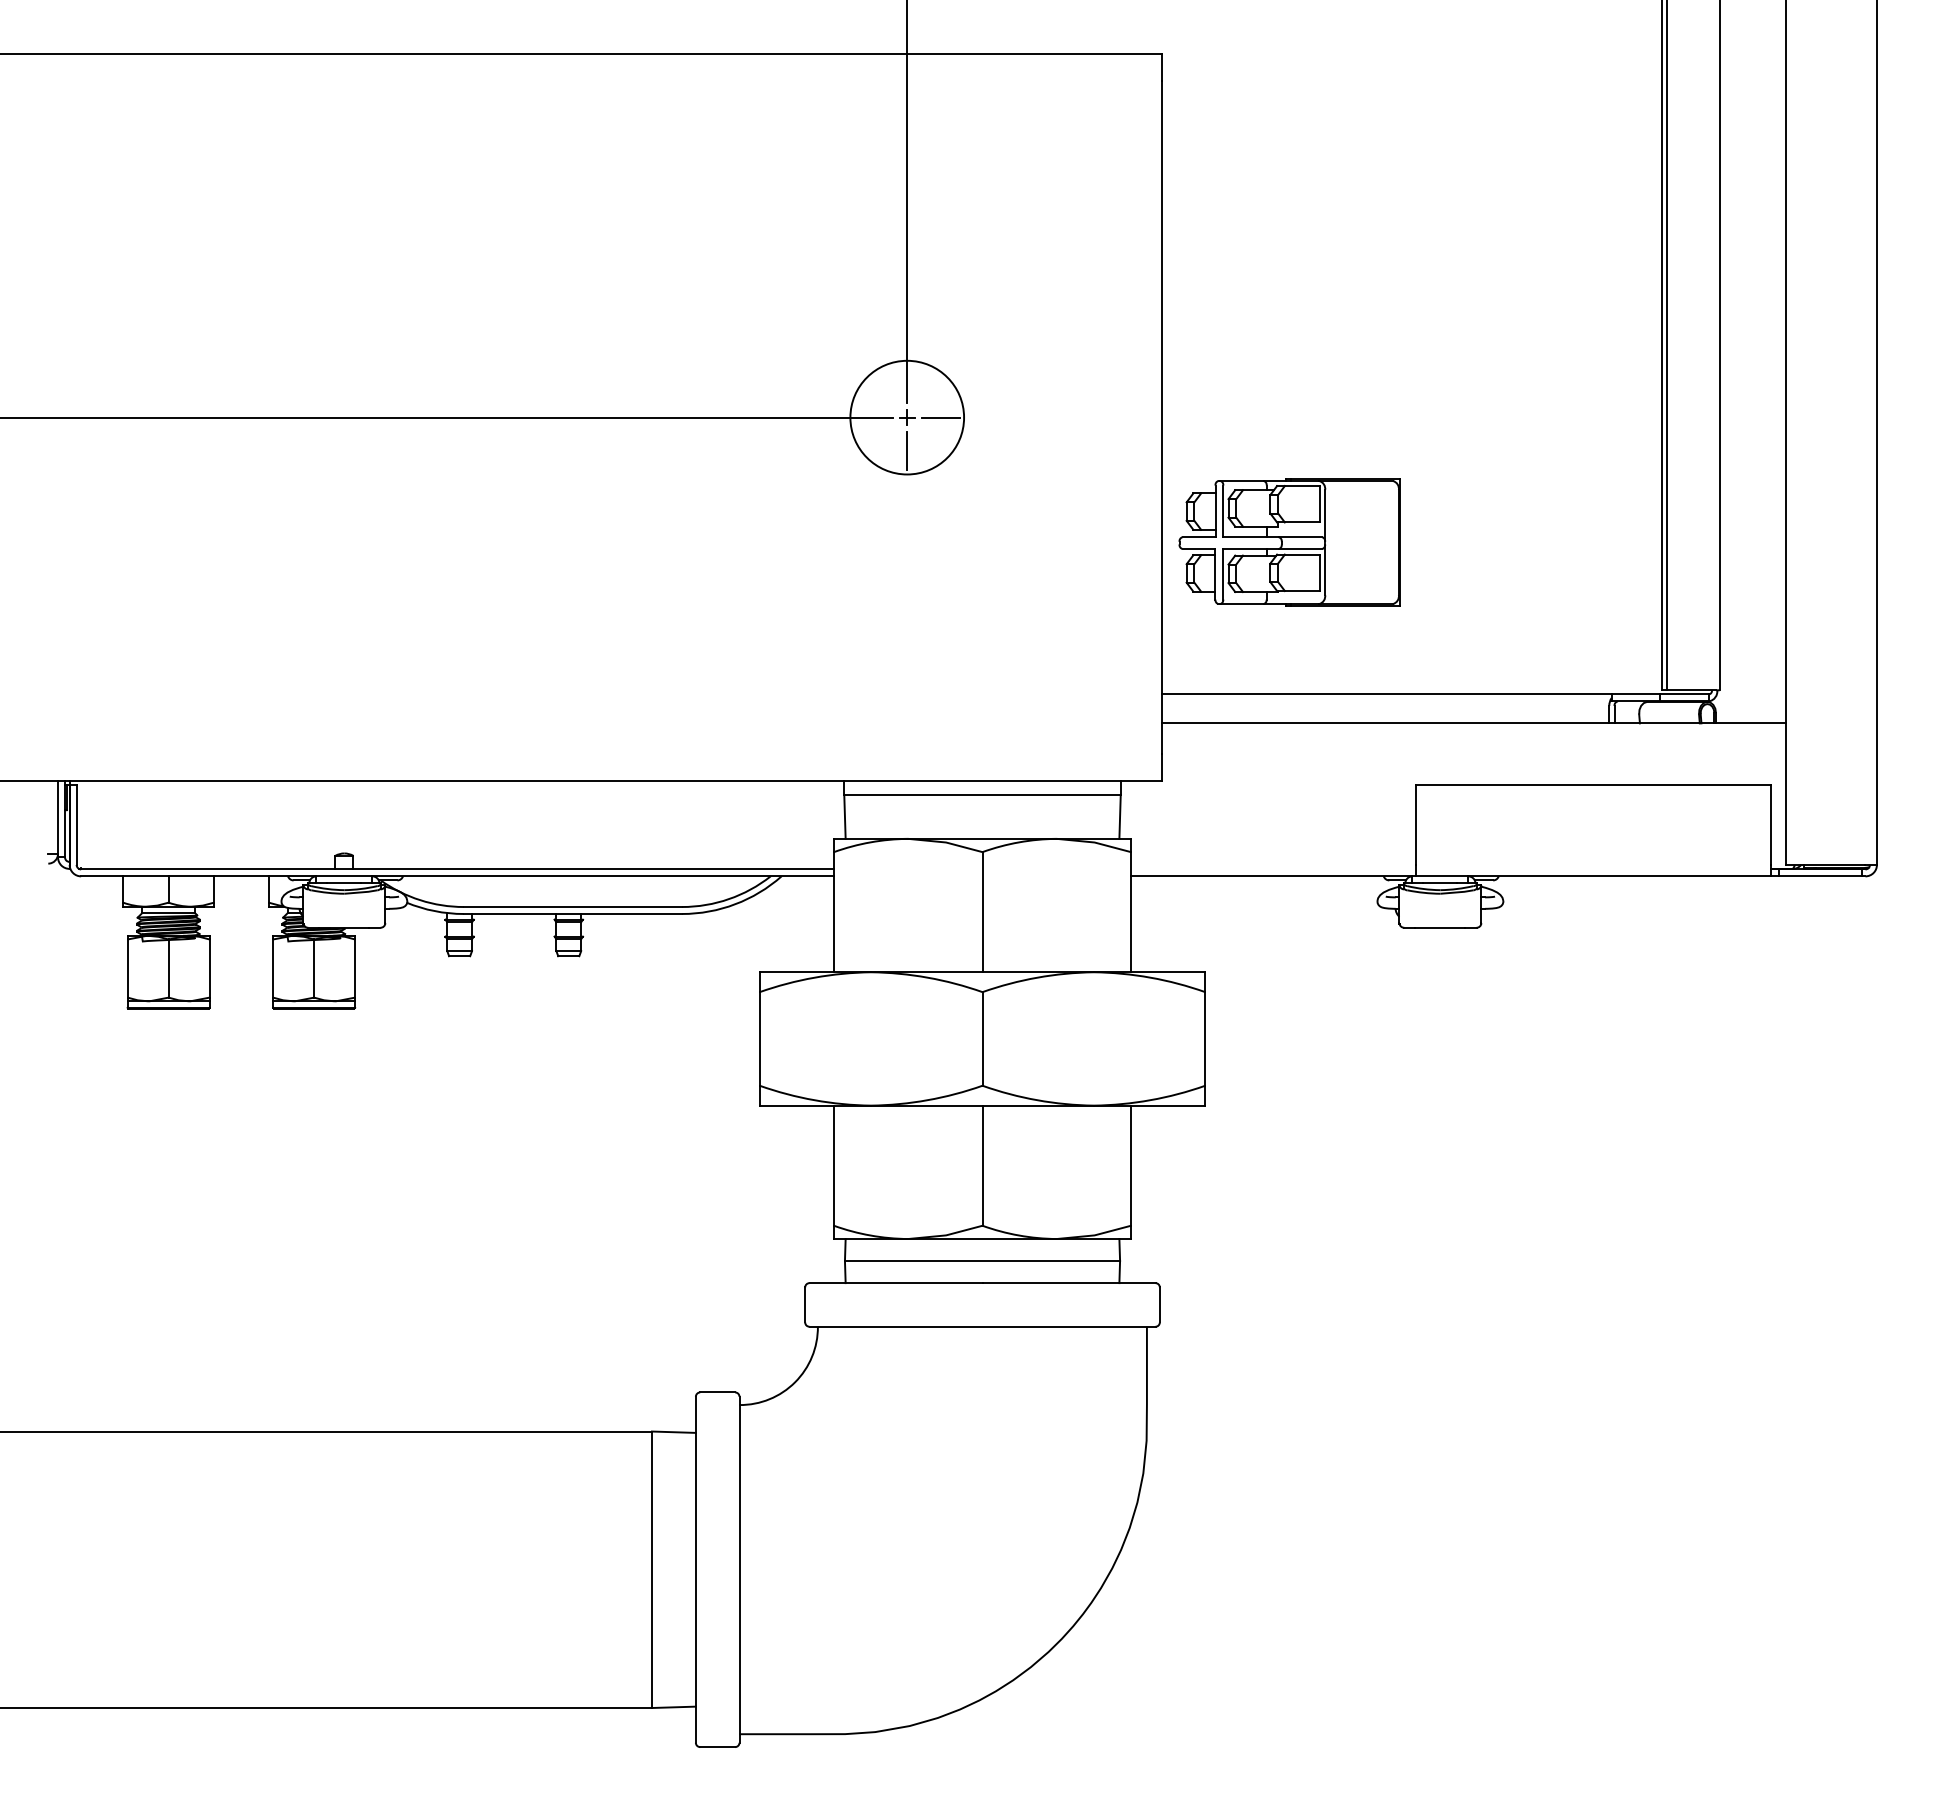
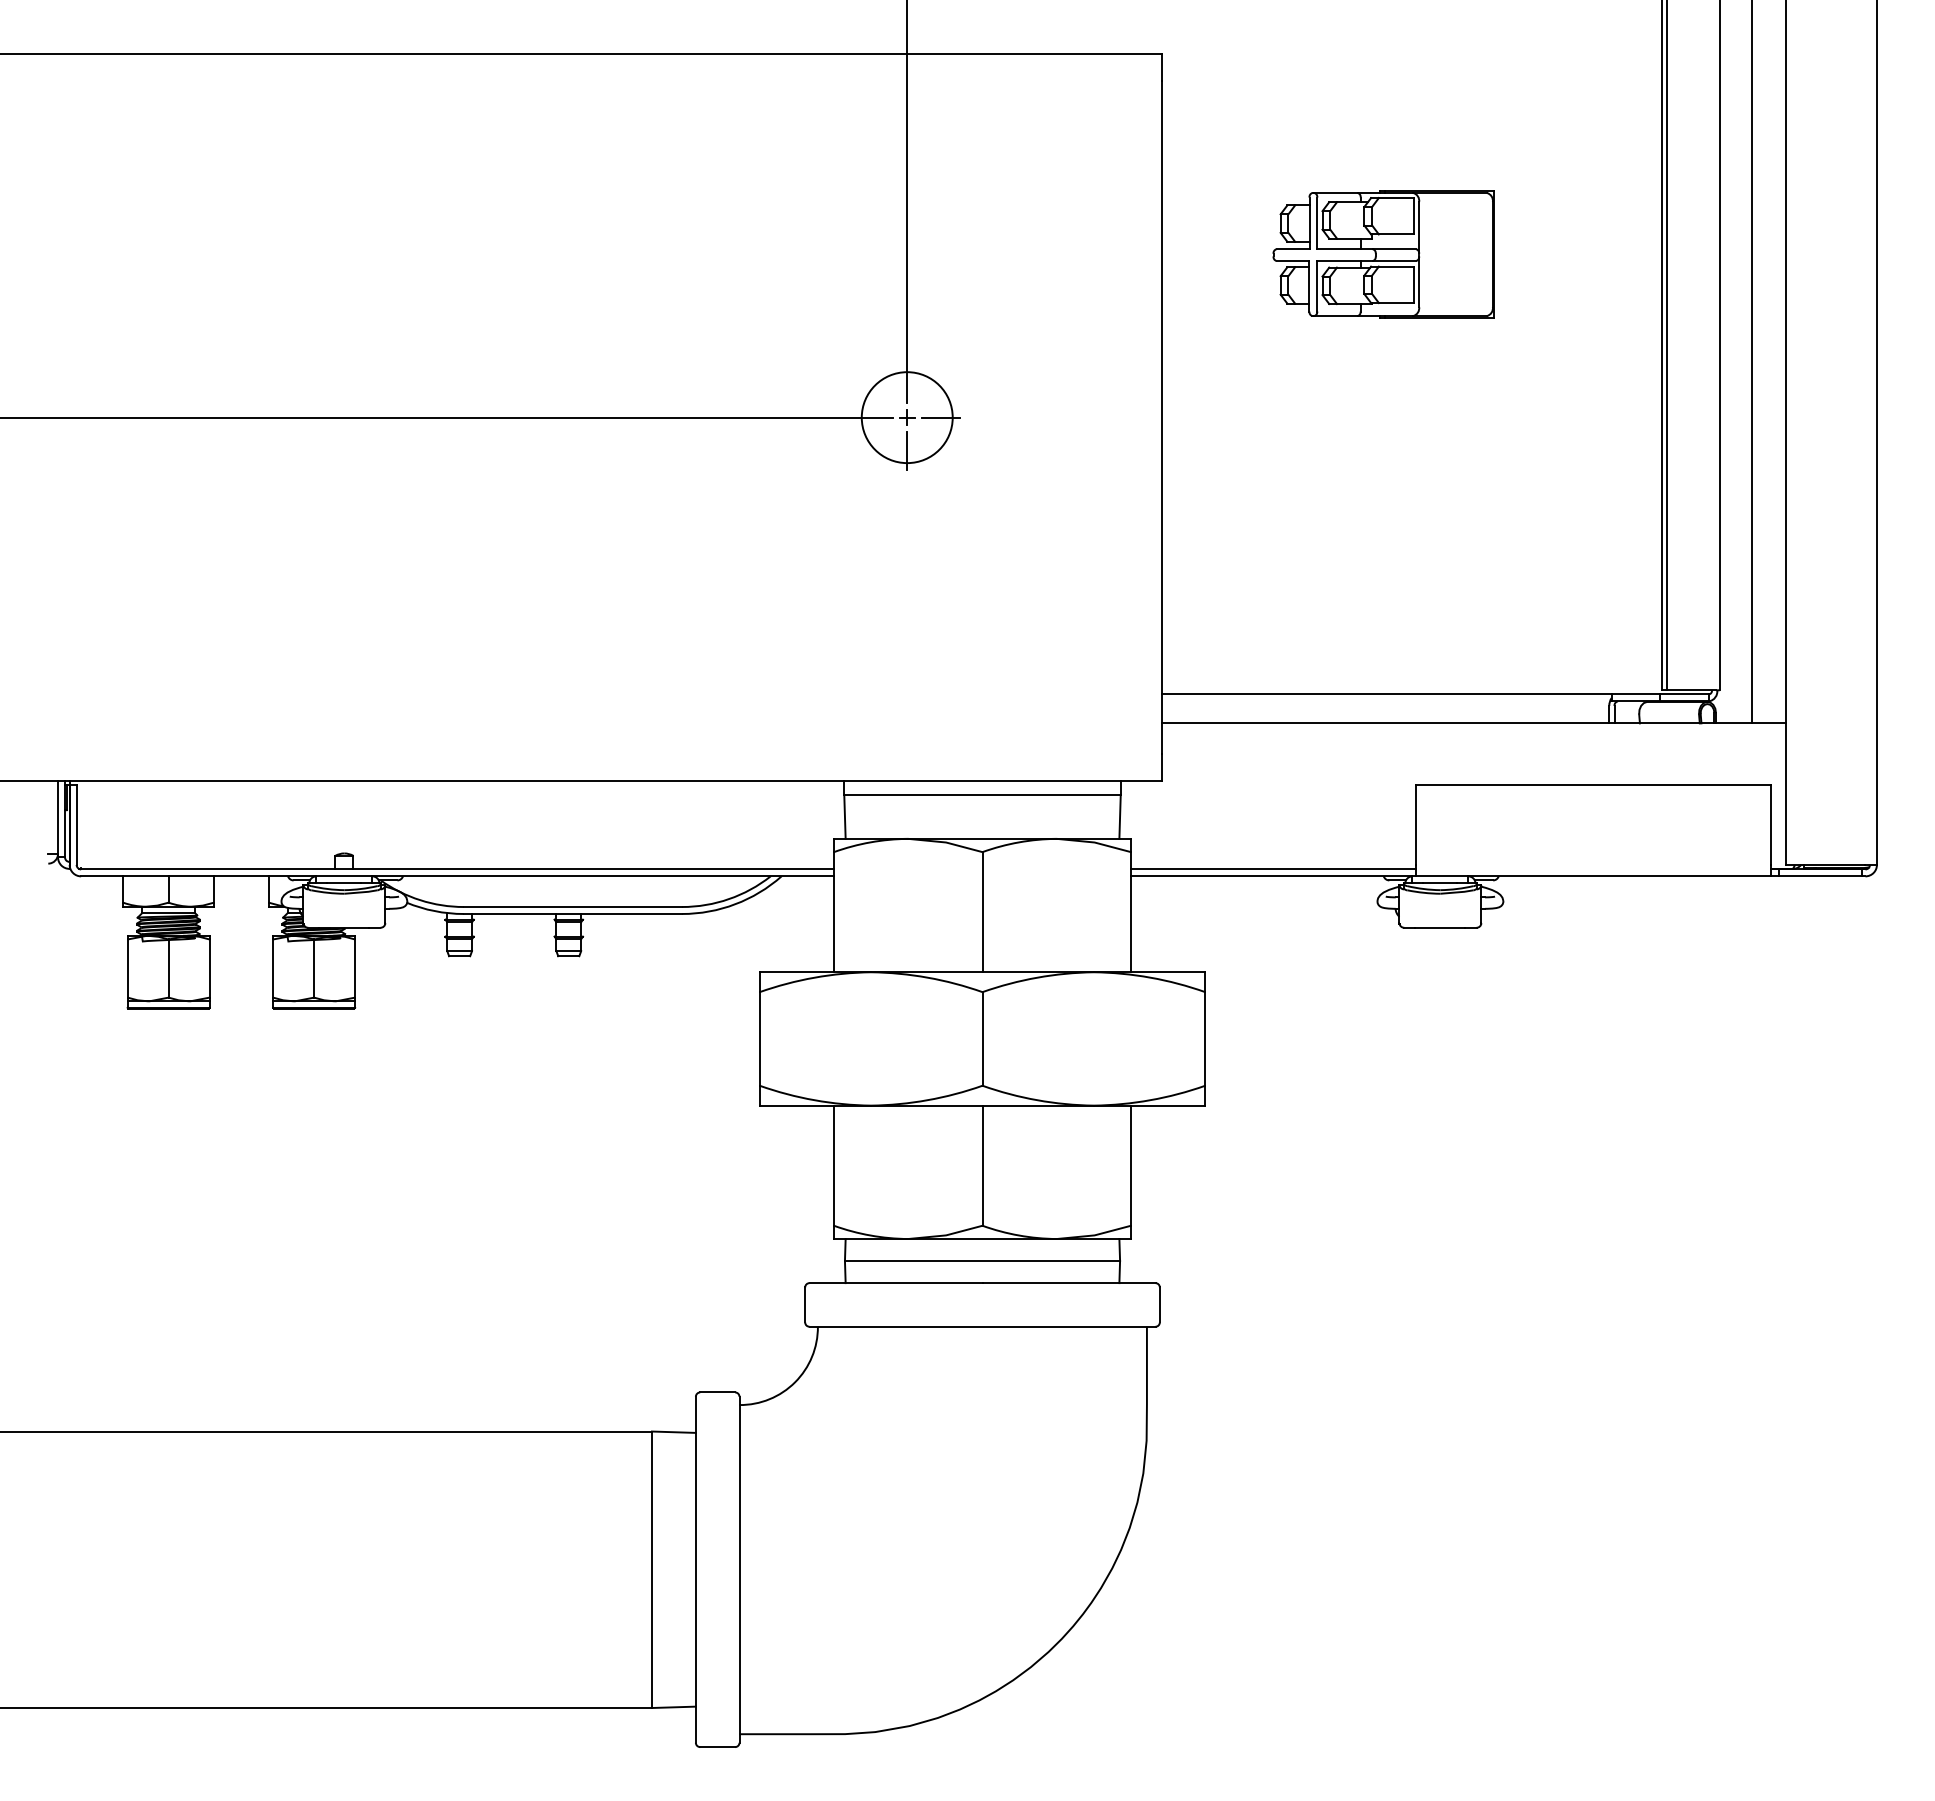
line: none -> present (1752, 362)
circle diameter: 114 px -> 91 px (906, 417)
part position: (1289, 542) -> (1383, 254) (1383, 254)
line: none -> present (1273, 869)
